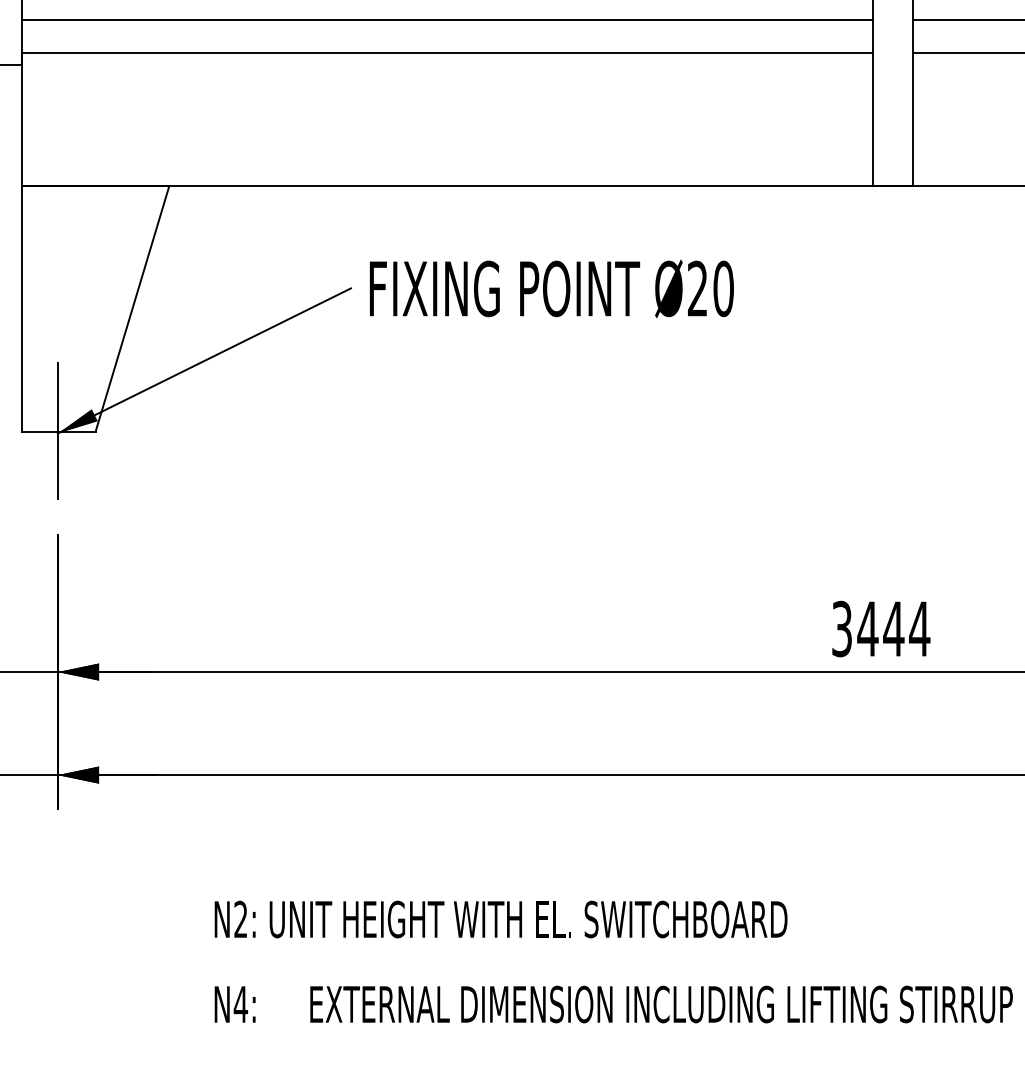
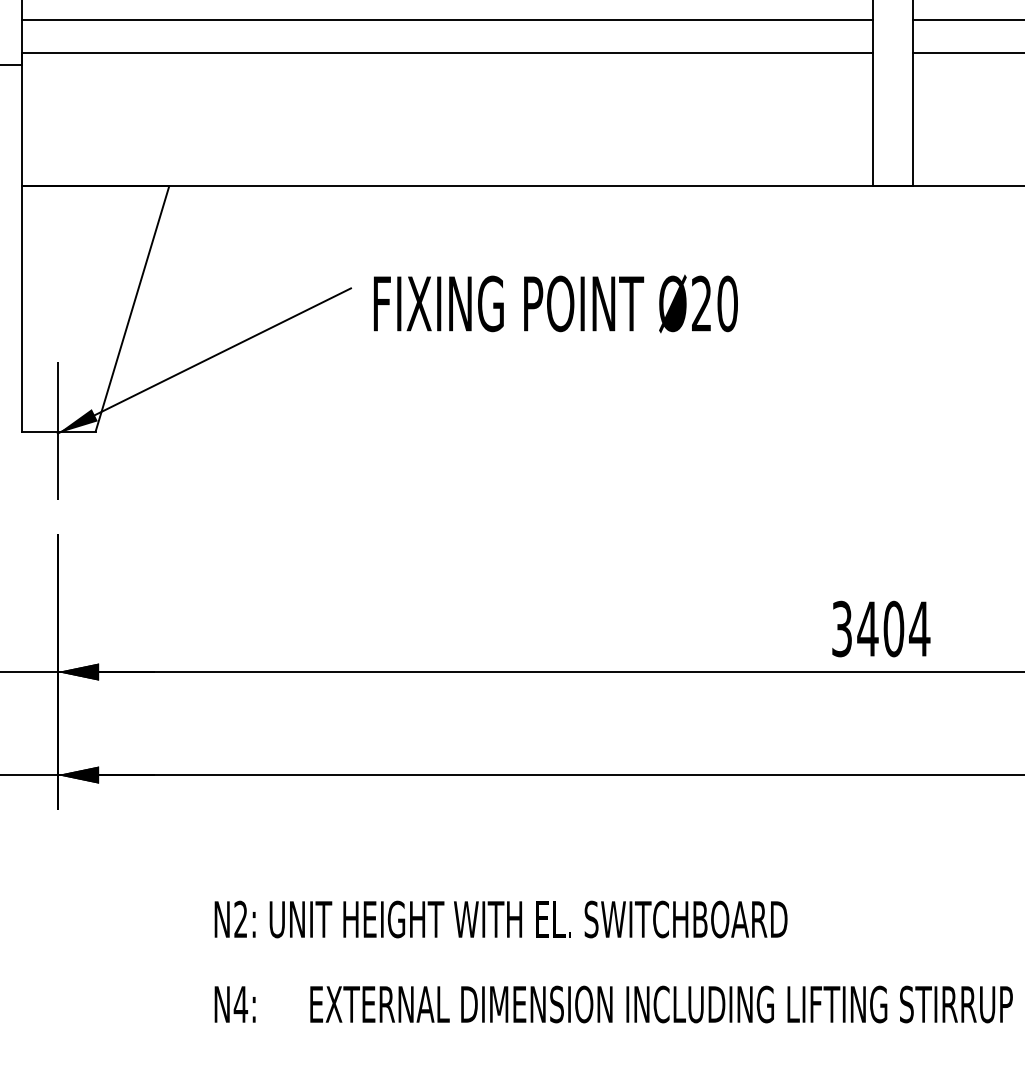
text position: (551, 288) -> (555, 303) (555, 303)
text: 3444 -> 3404 (893, 628)
